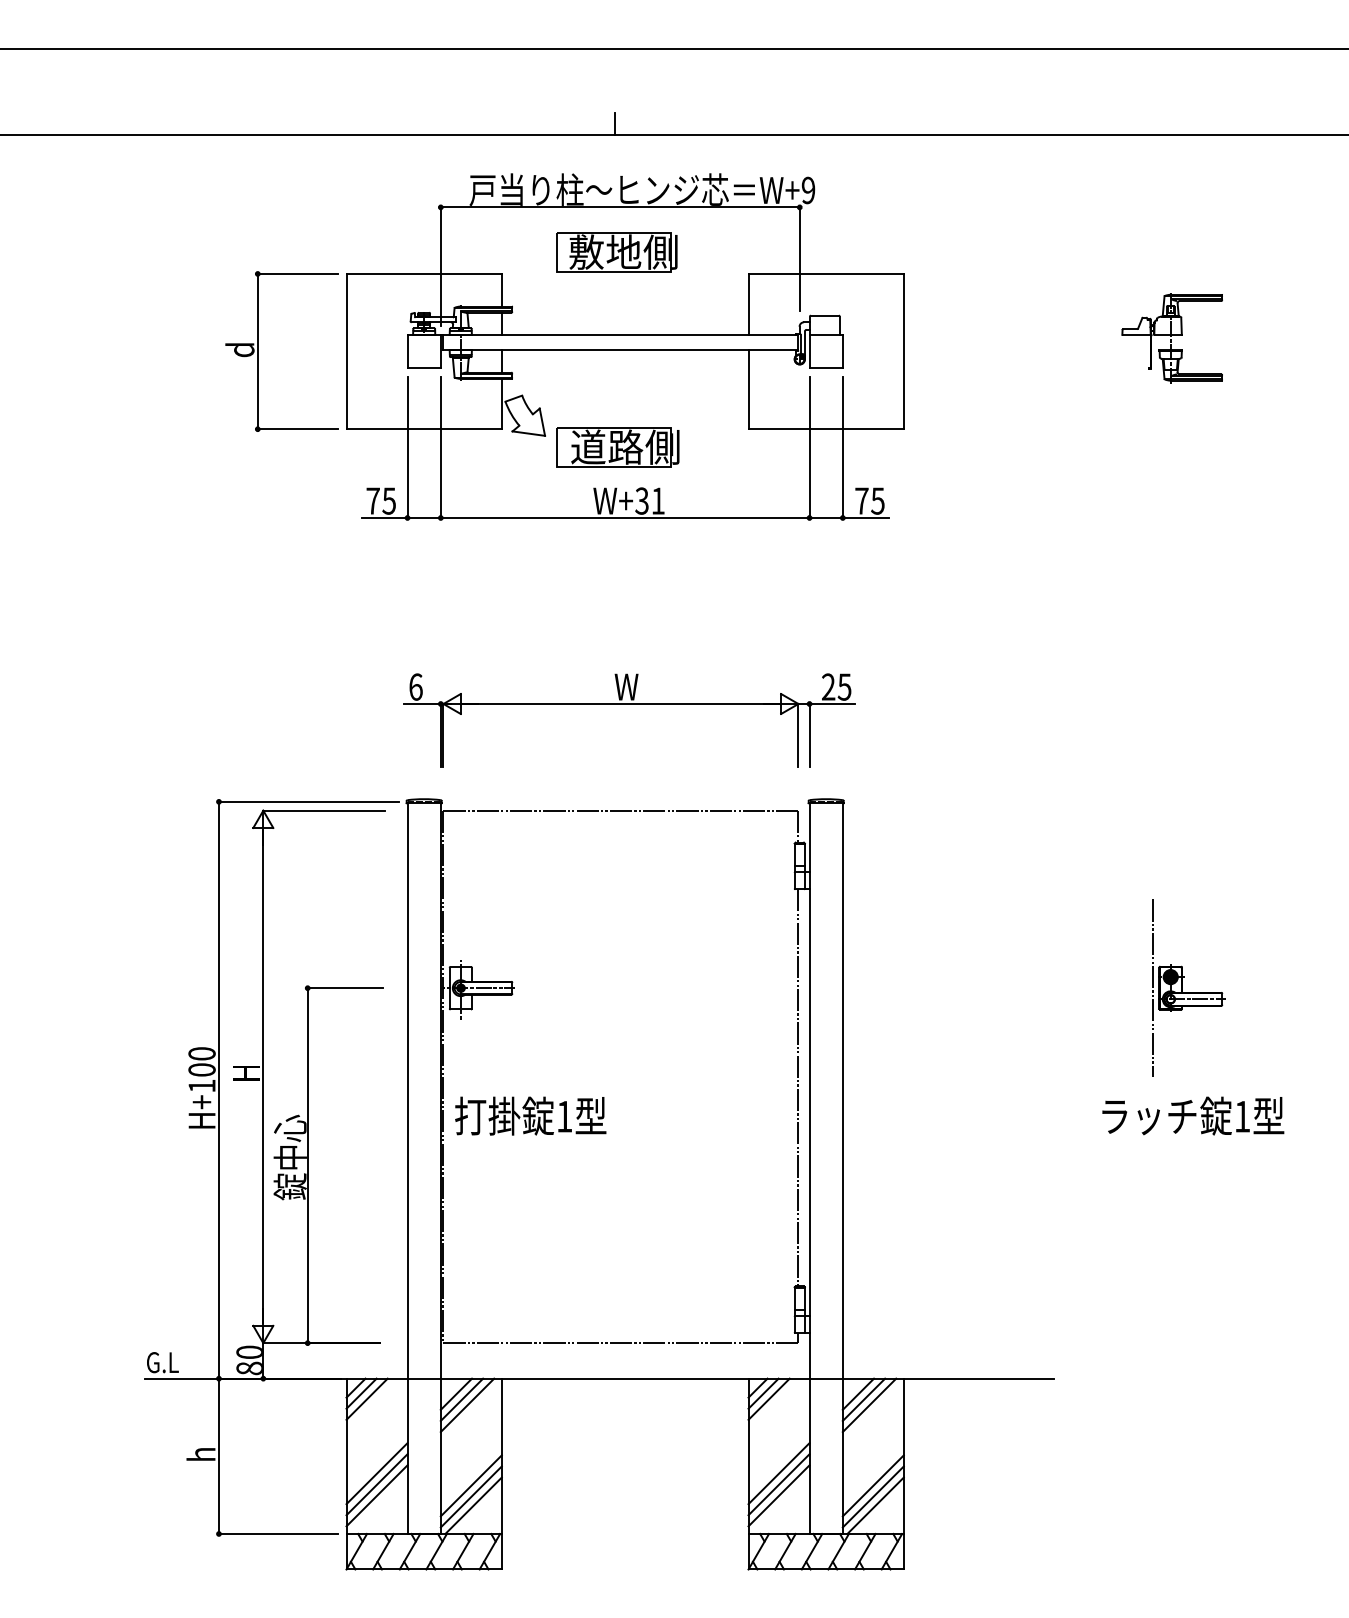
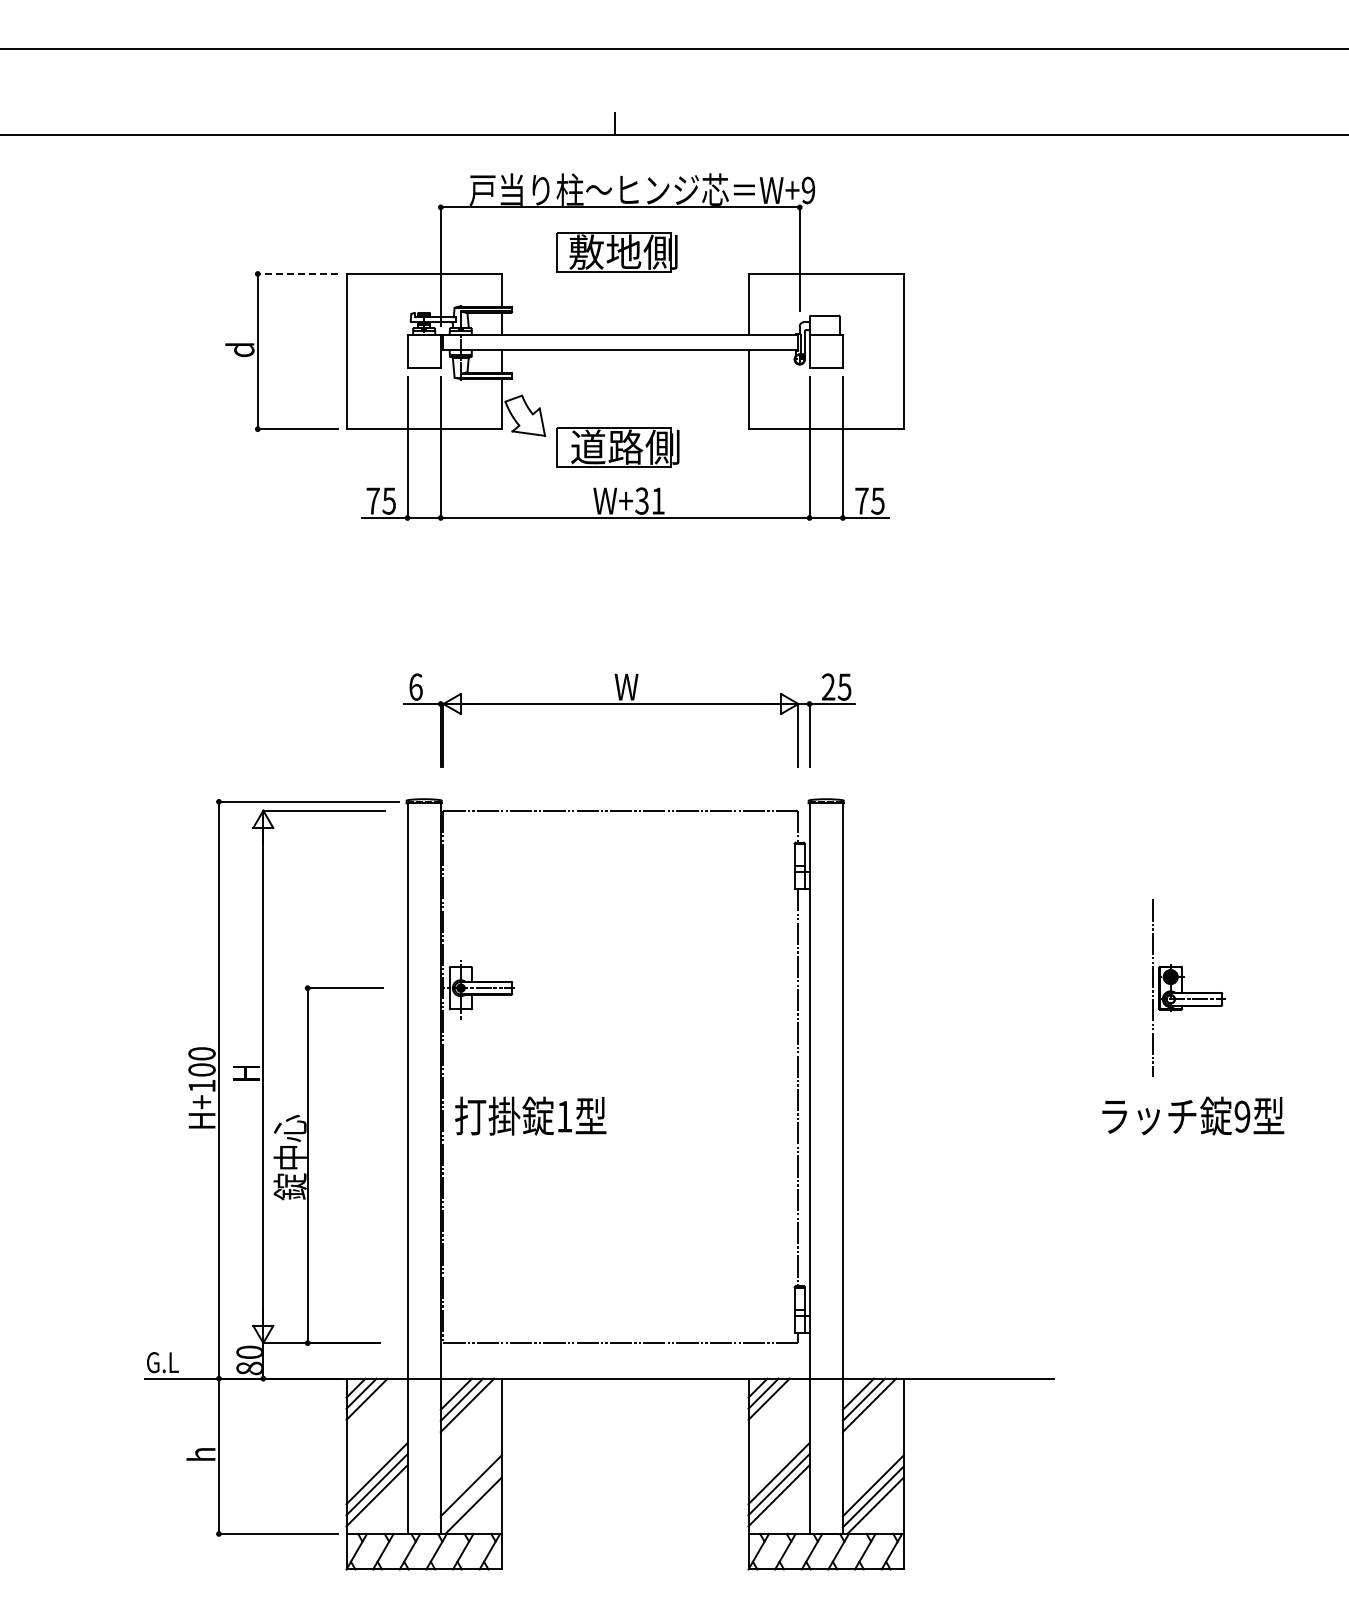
line: solid -> dashed (297, 273)
part: present -> none (1171, 338)
text: 1 -> 9 (1242, 1116)
line: present -> none (470, 1496)
